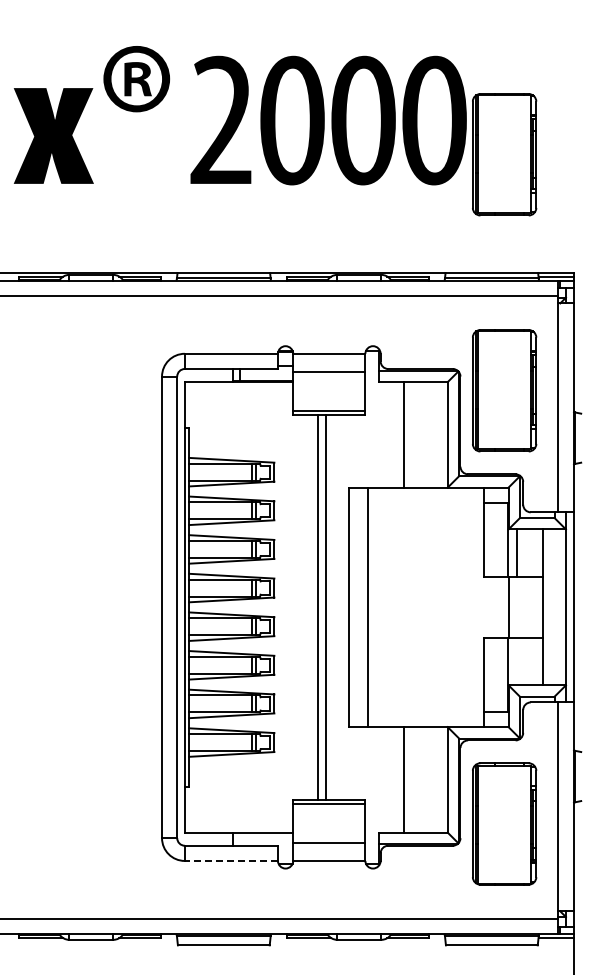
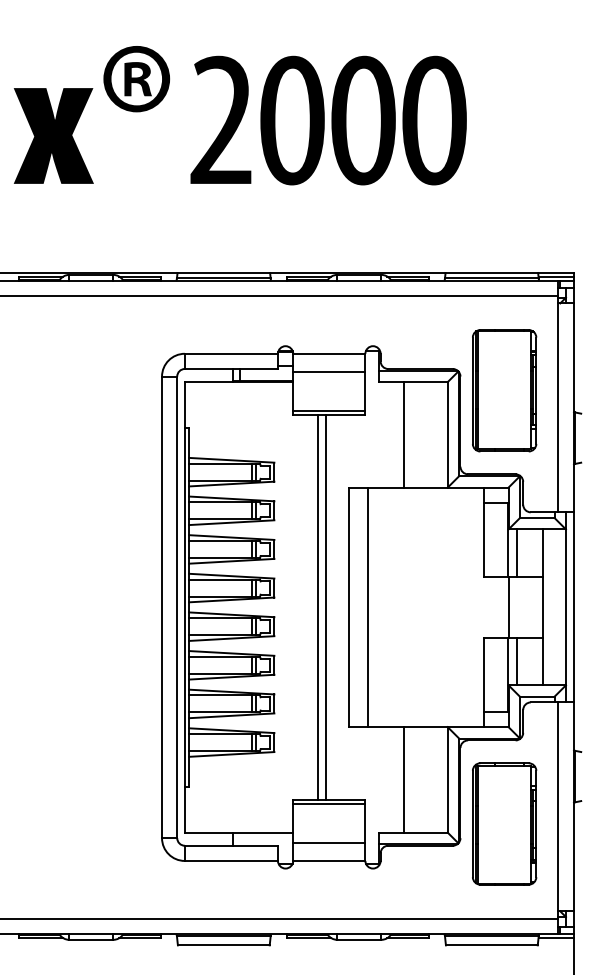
part: present -> none (504, 154)
line: none -> present (516, 661)
line: dashed -> solid (231, 860)
